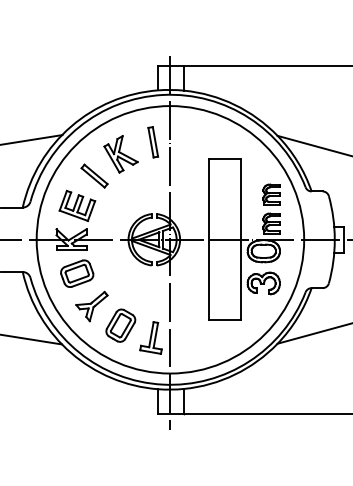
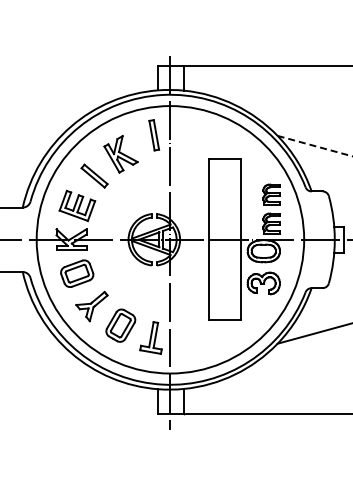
line: present -> none (32, 139)
part position: (153, 142) -> (154, 135) (154, 135)
line: solid -> dashed (315, 146)
line: present -> none (32, 339)
